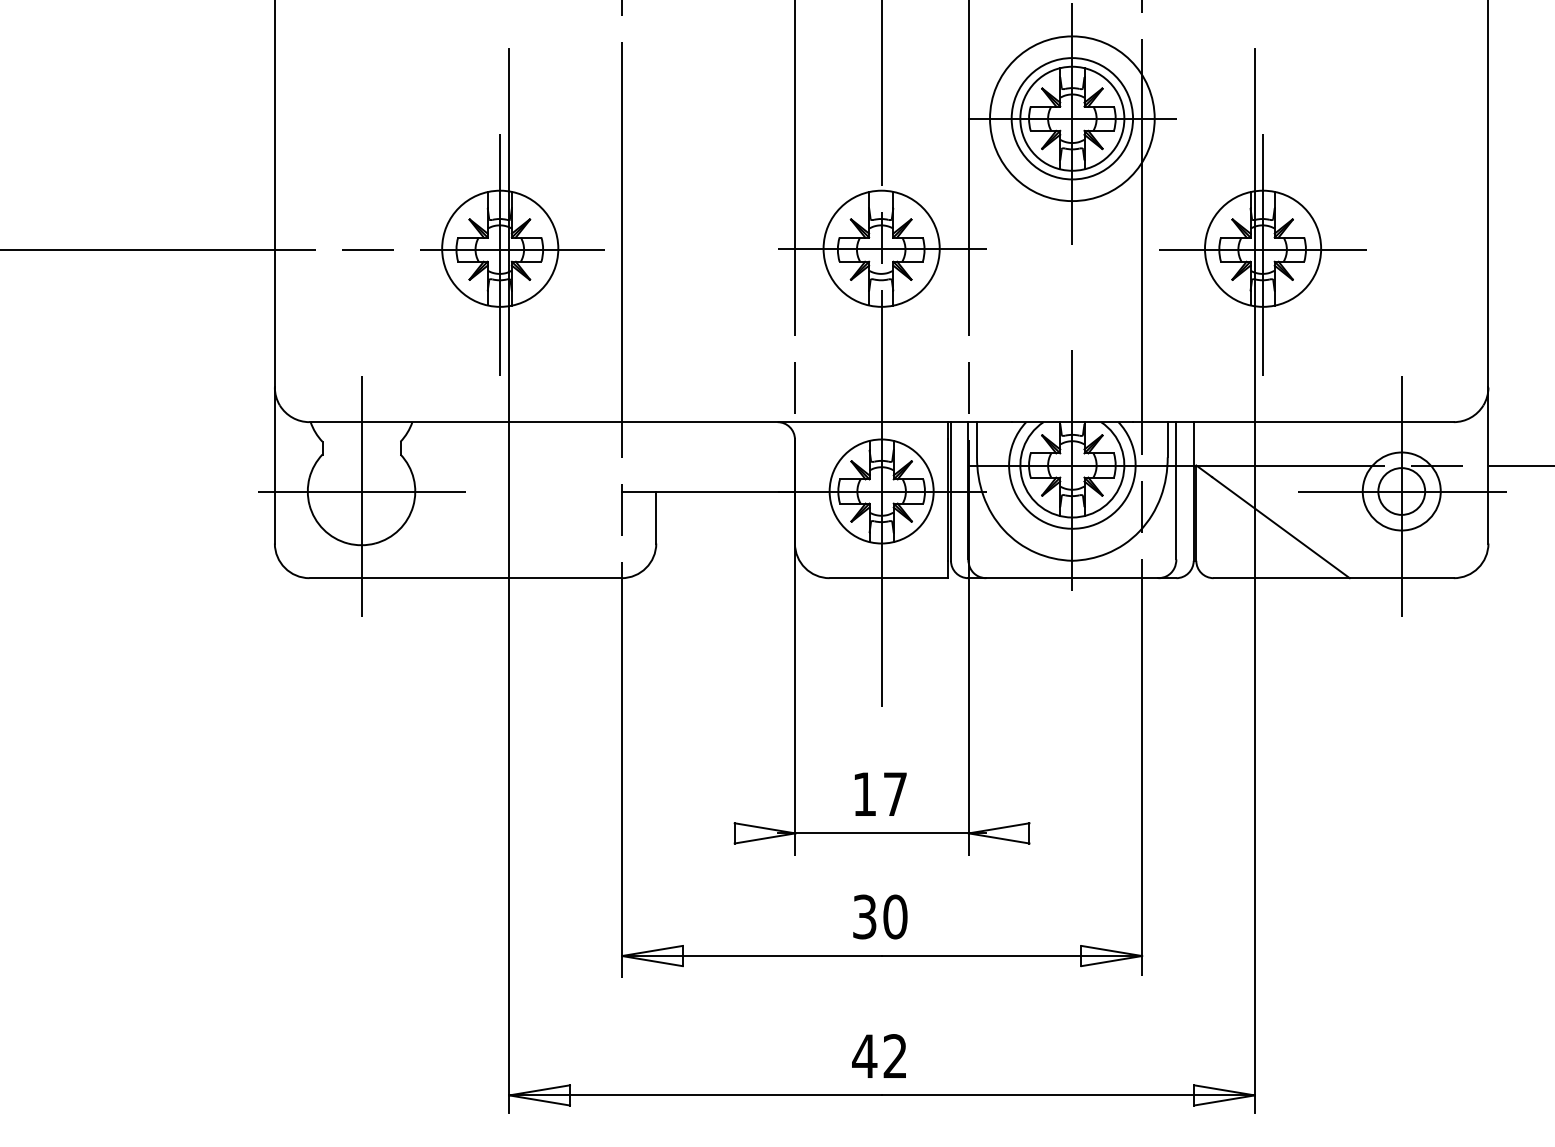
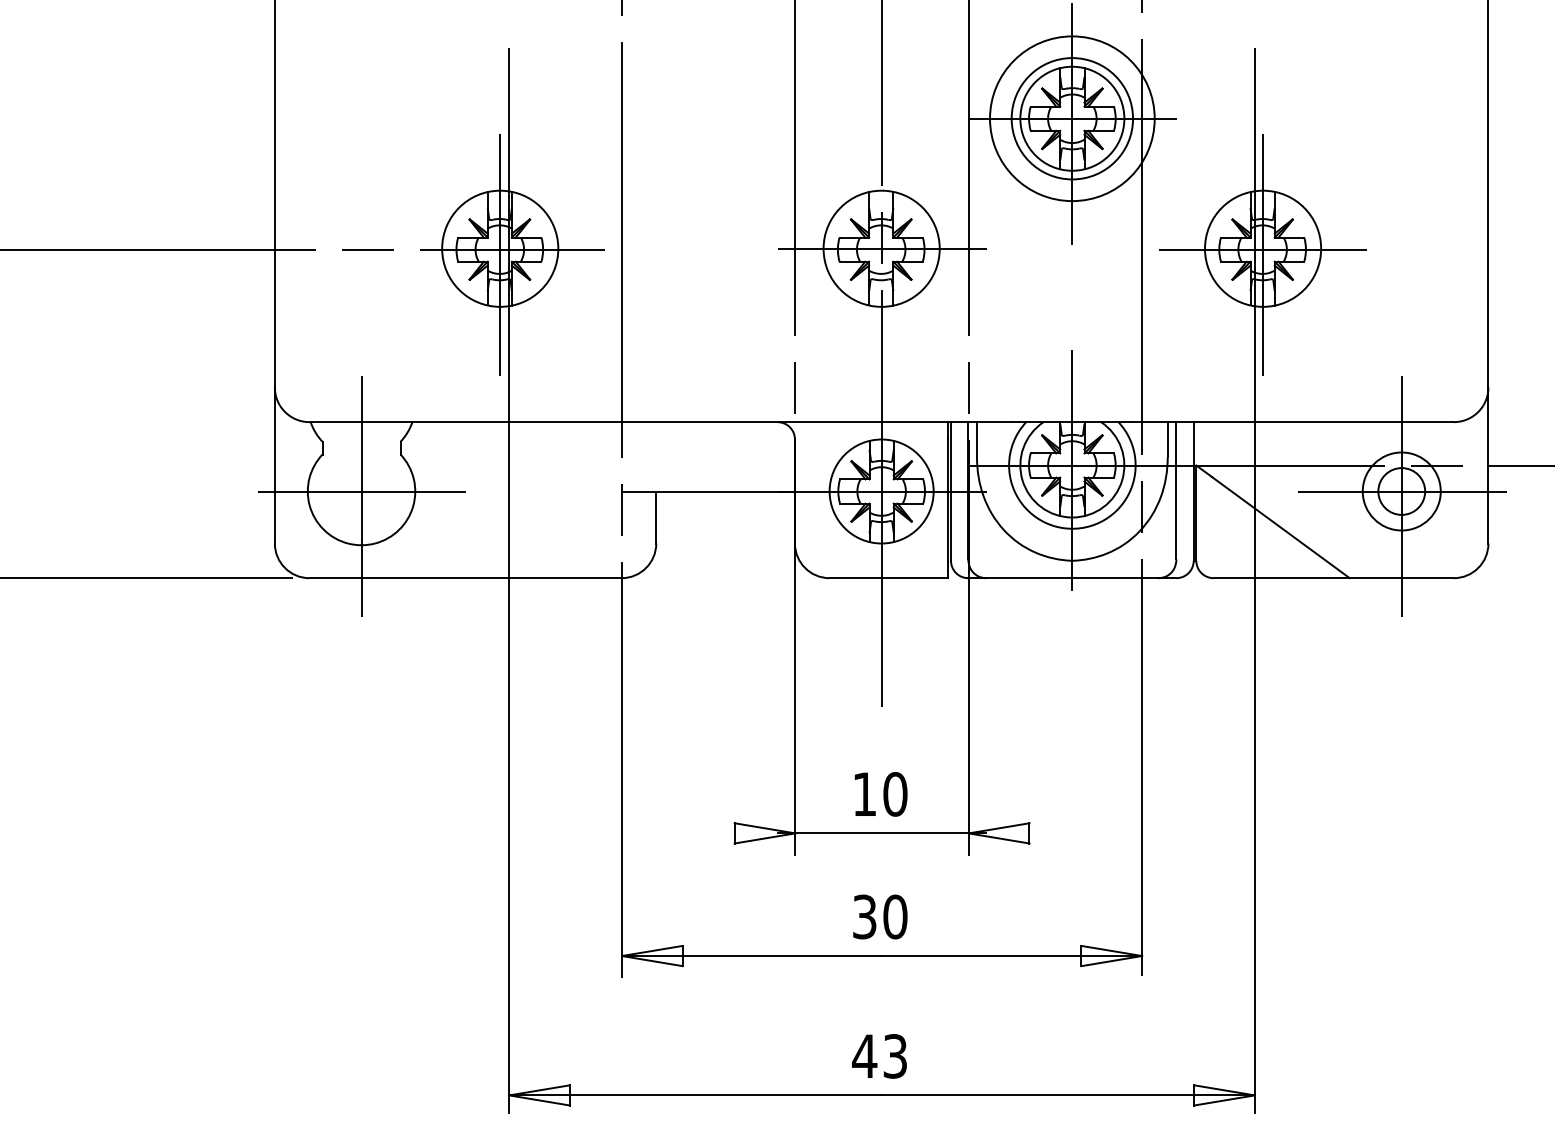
line: none -> present (147, 578)
text: 17 -> 10 (895, 794)
text: 42 -> 43 (894, 1056)
